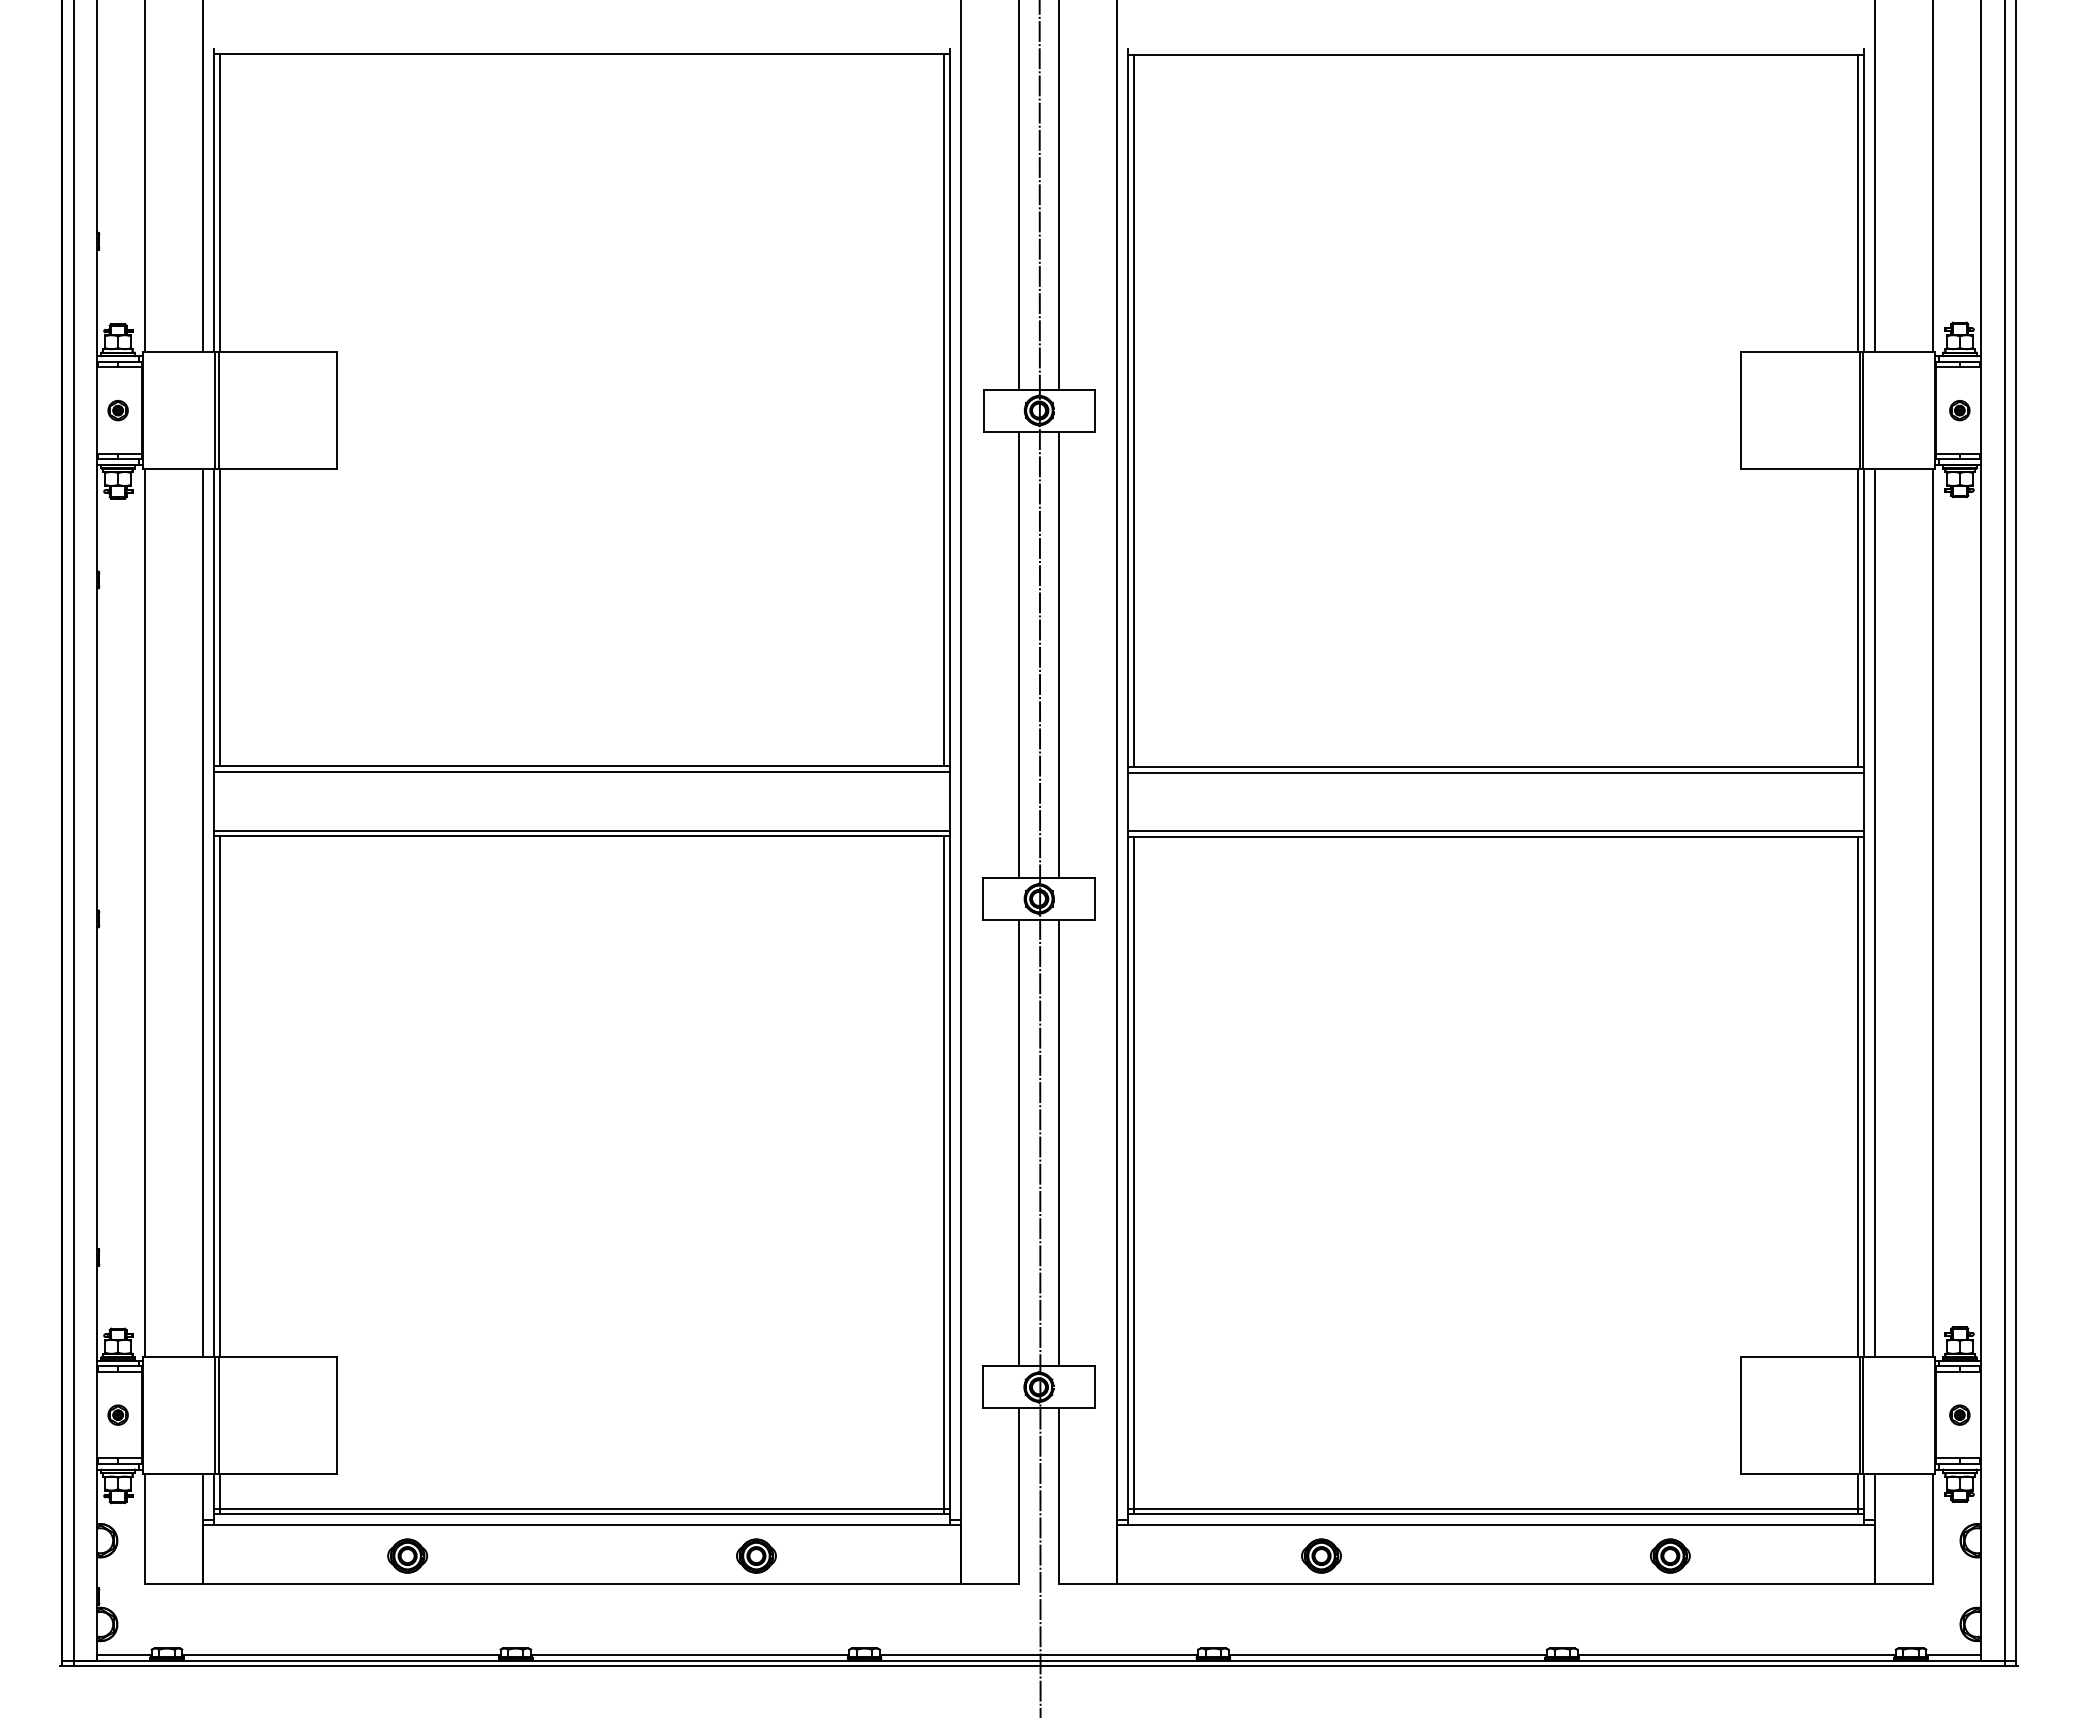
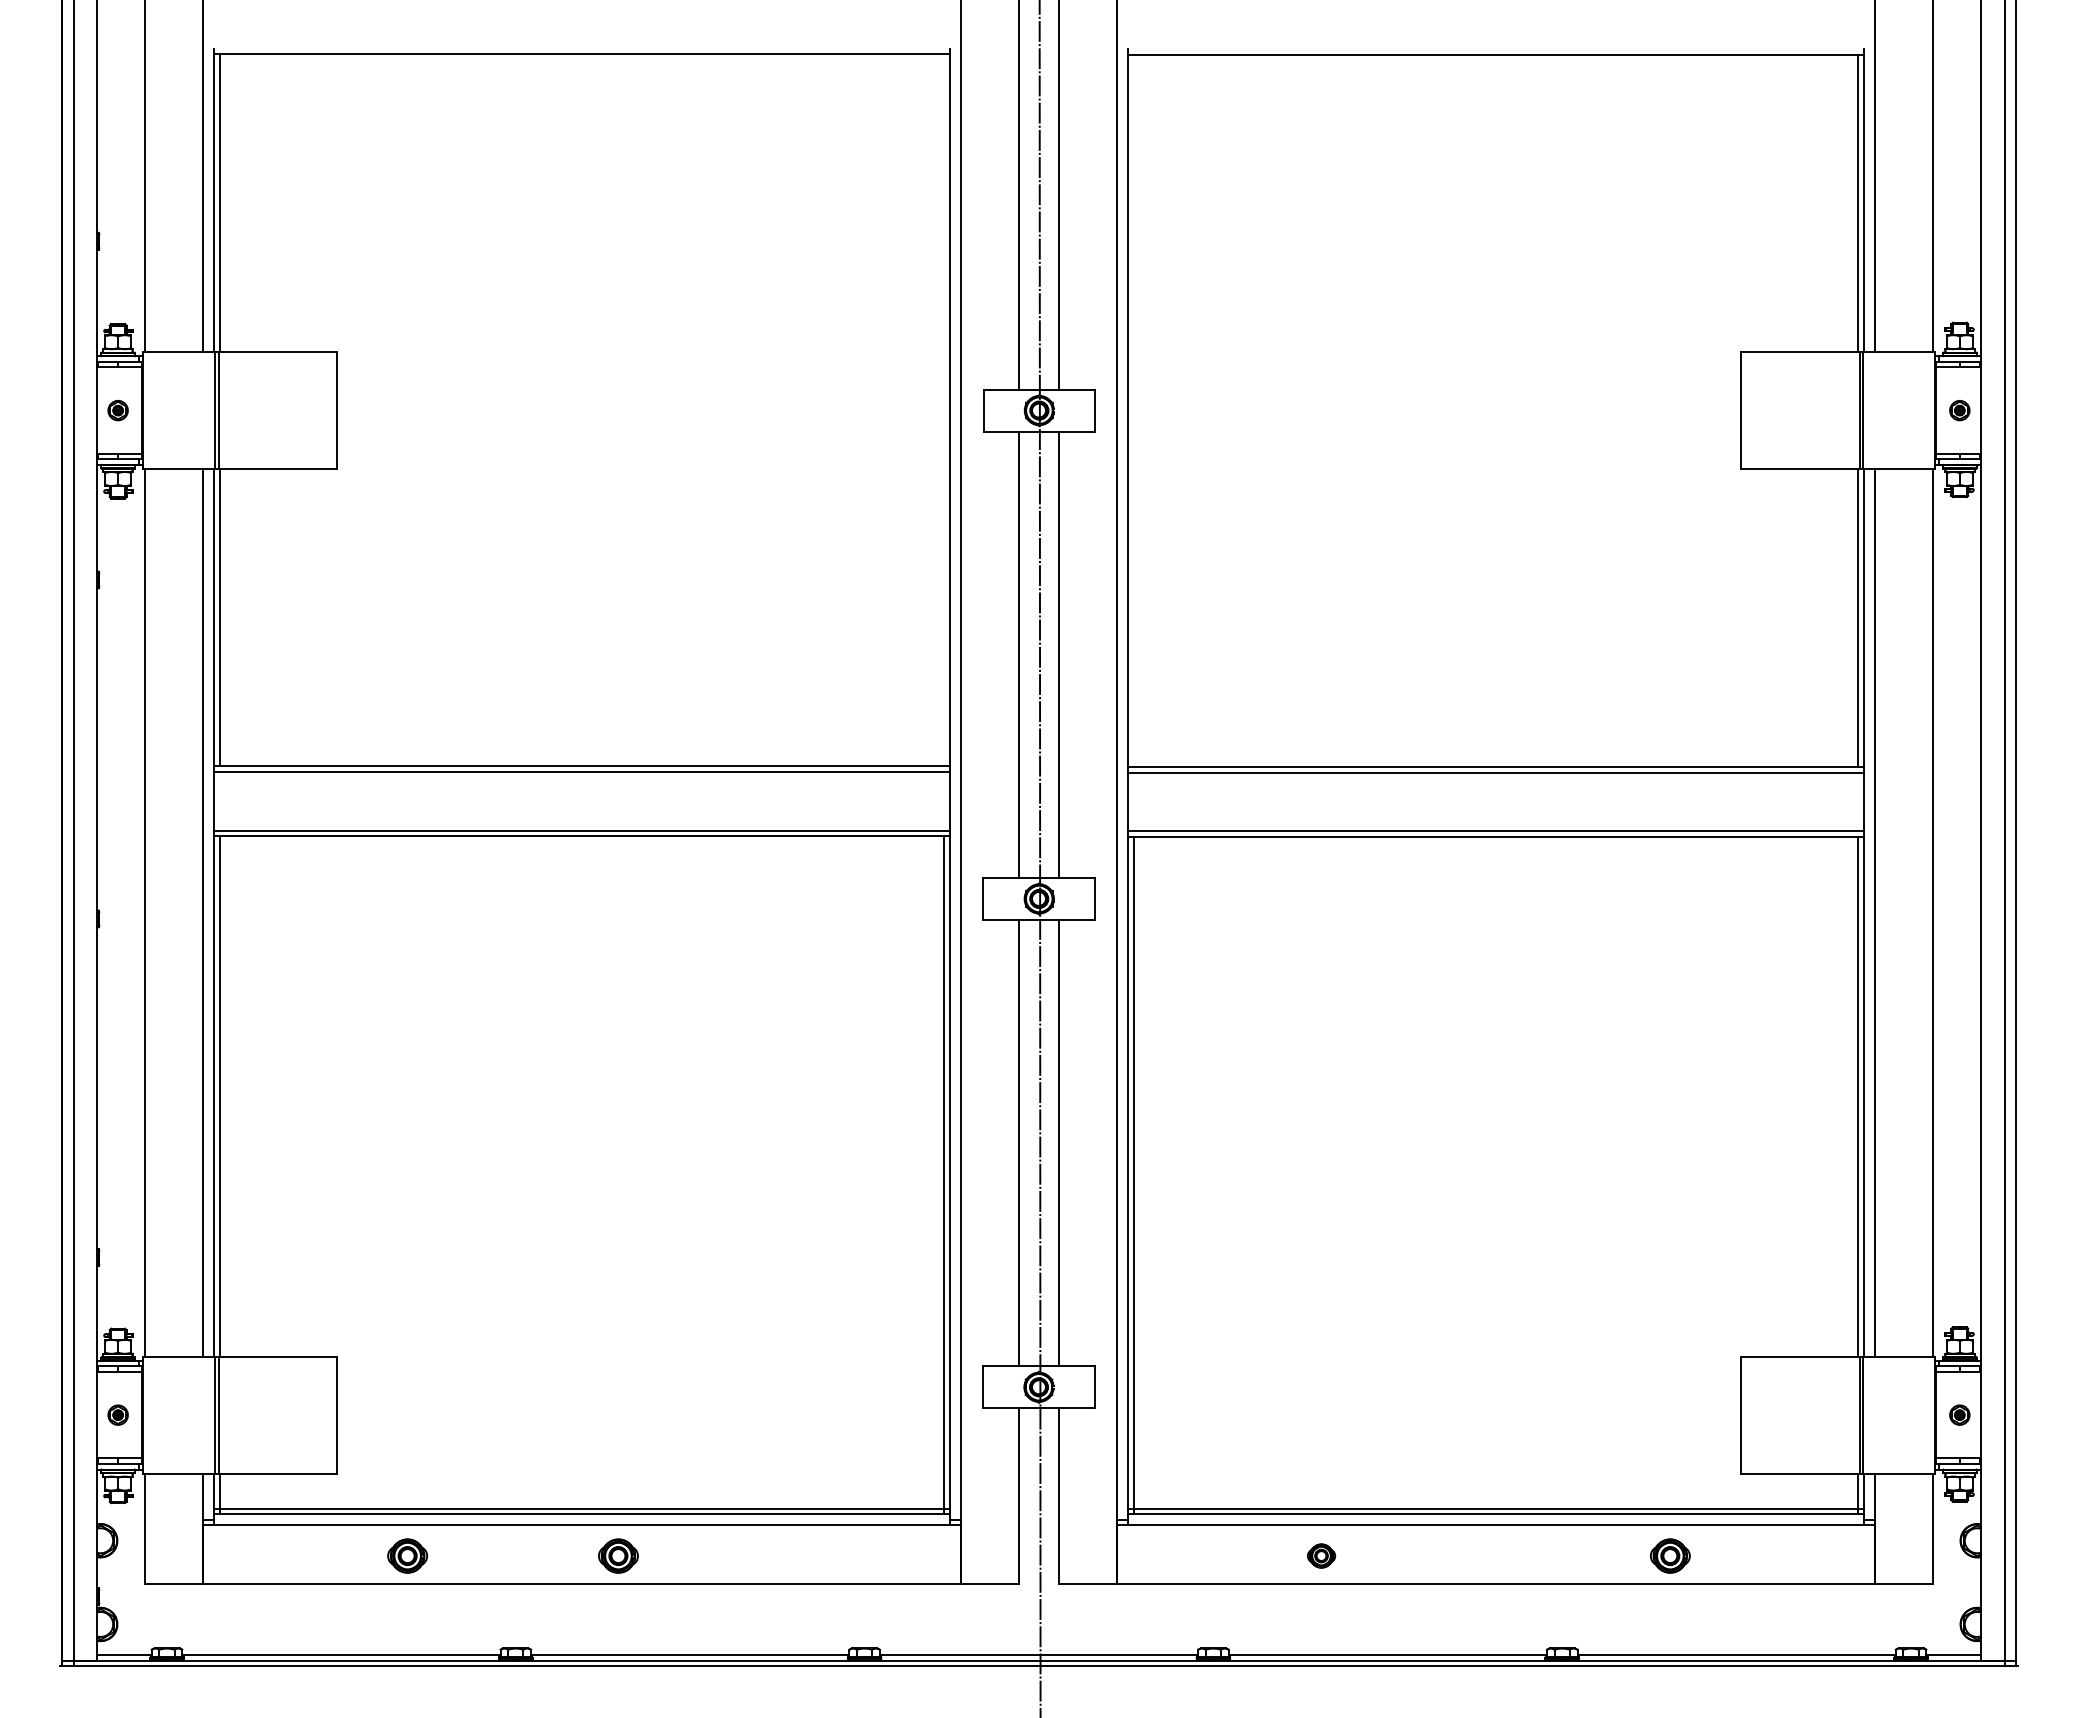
line: present -> none (944, 410)
line: present -> none (1133, 410)
part position: (756, 1555) -> (618, 1555) (618, 1555)
part size: 41x36 px -> 30x26 px (1321, 1555)
